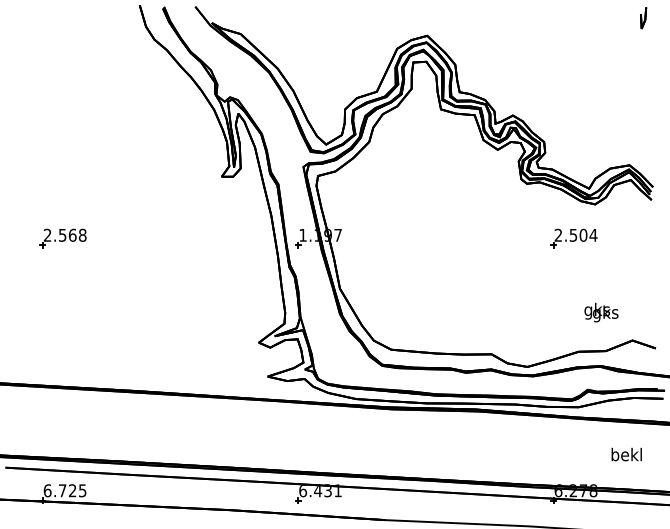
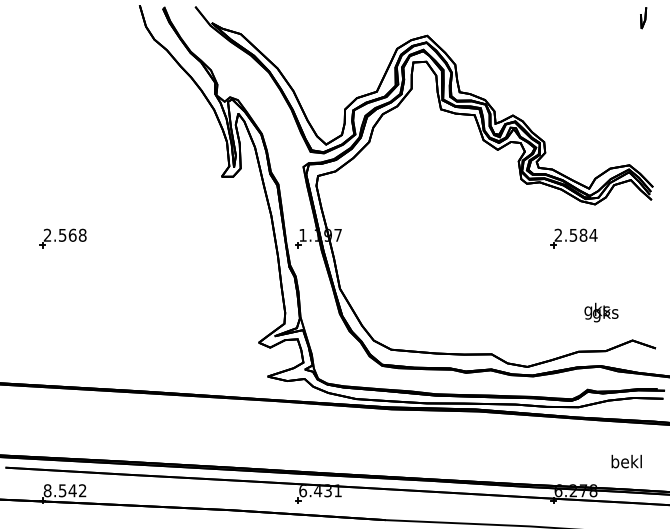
text: 2.504 -> 2.584 (583, 235)
text position: (626, 454) -> (626, 461) (626, 461)
text: 6.725 -> 8.542 (64, 490)
